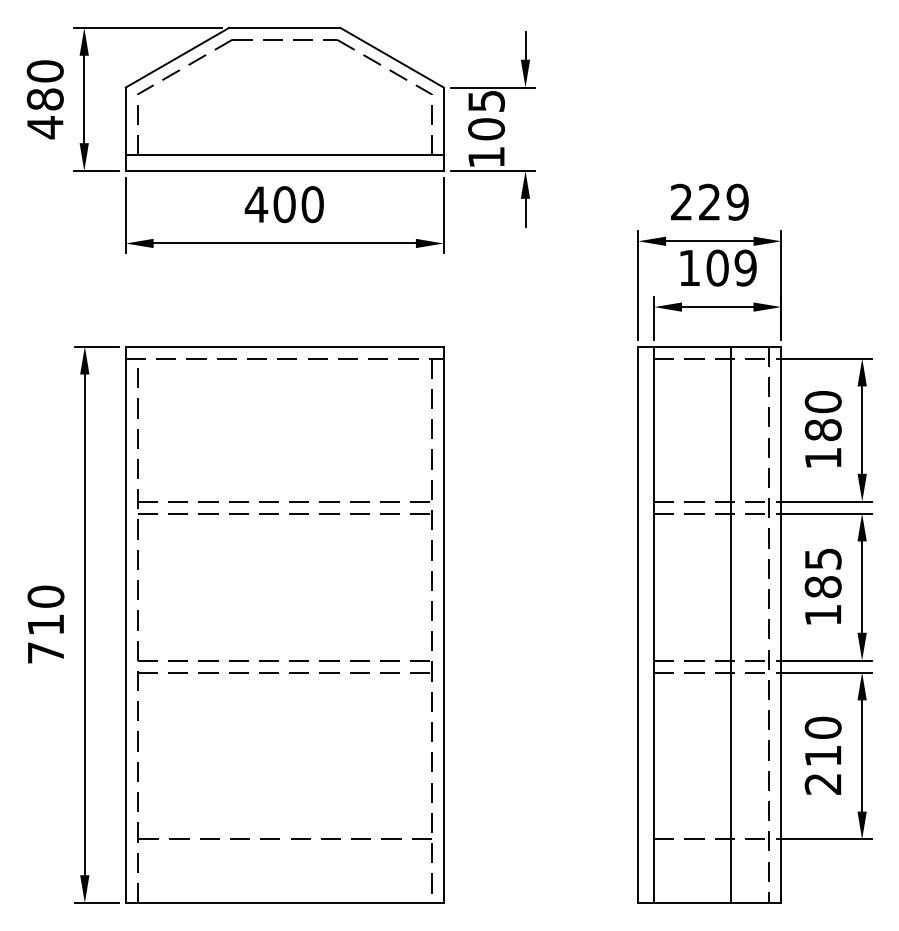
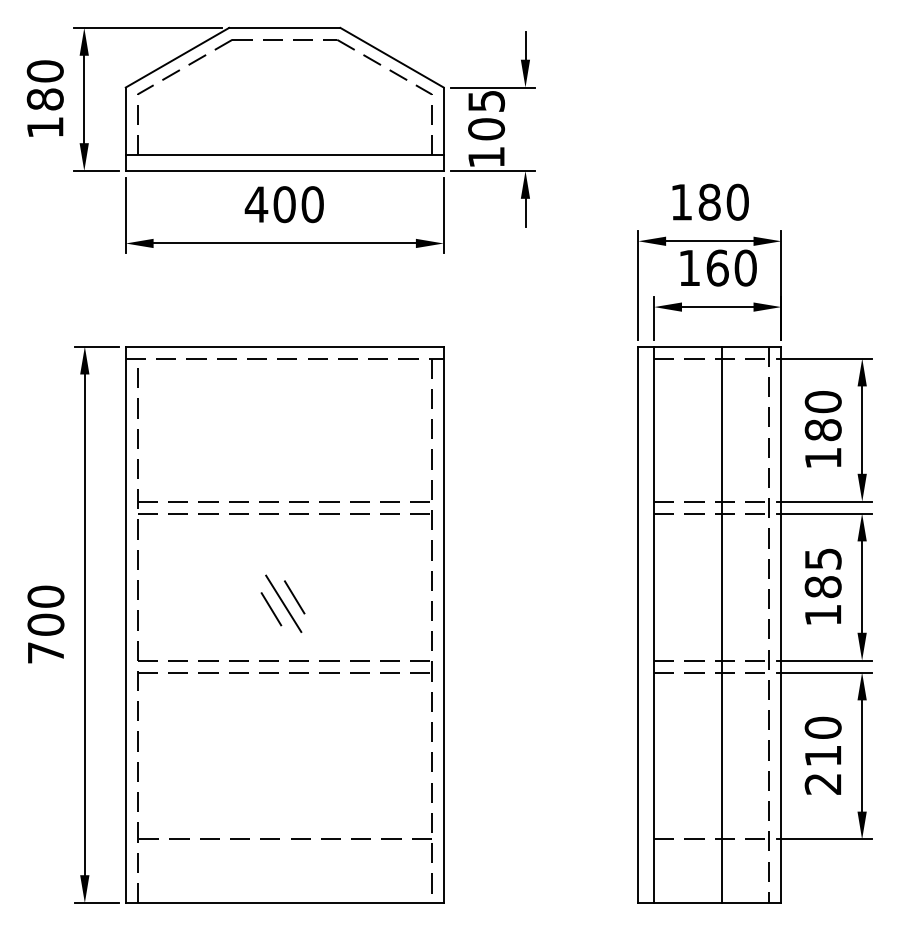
text: 480 -> 180 (45, 127)
text: 229 -> 180 (709, 201)
text: 109 -> 160 (731, 267)
line: none -> present (294, 597)
line: none -> present (283, 603)
line: none -> present (271, 609)
text: 710 -> 700 (45, 624)
line position: (730, 624) -> (721, 624) (721, 624)
